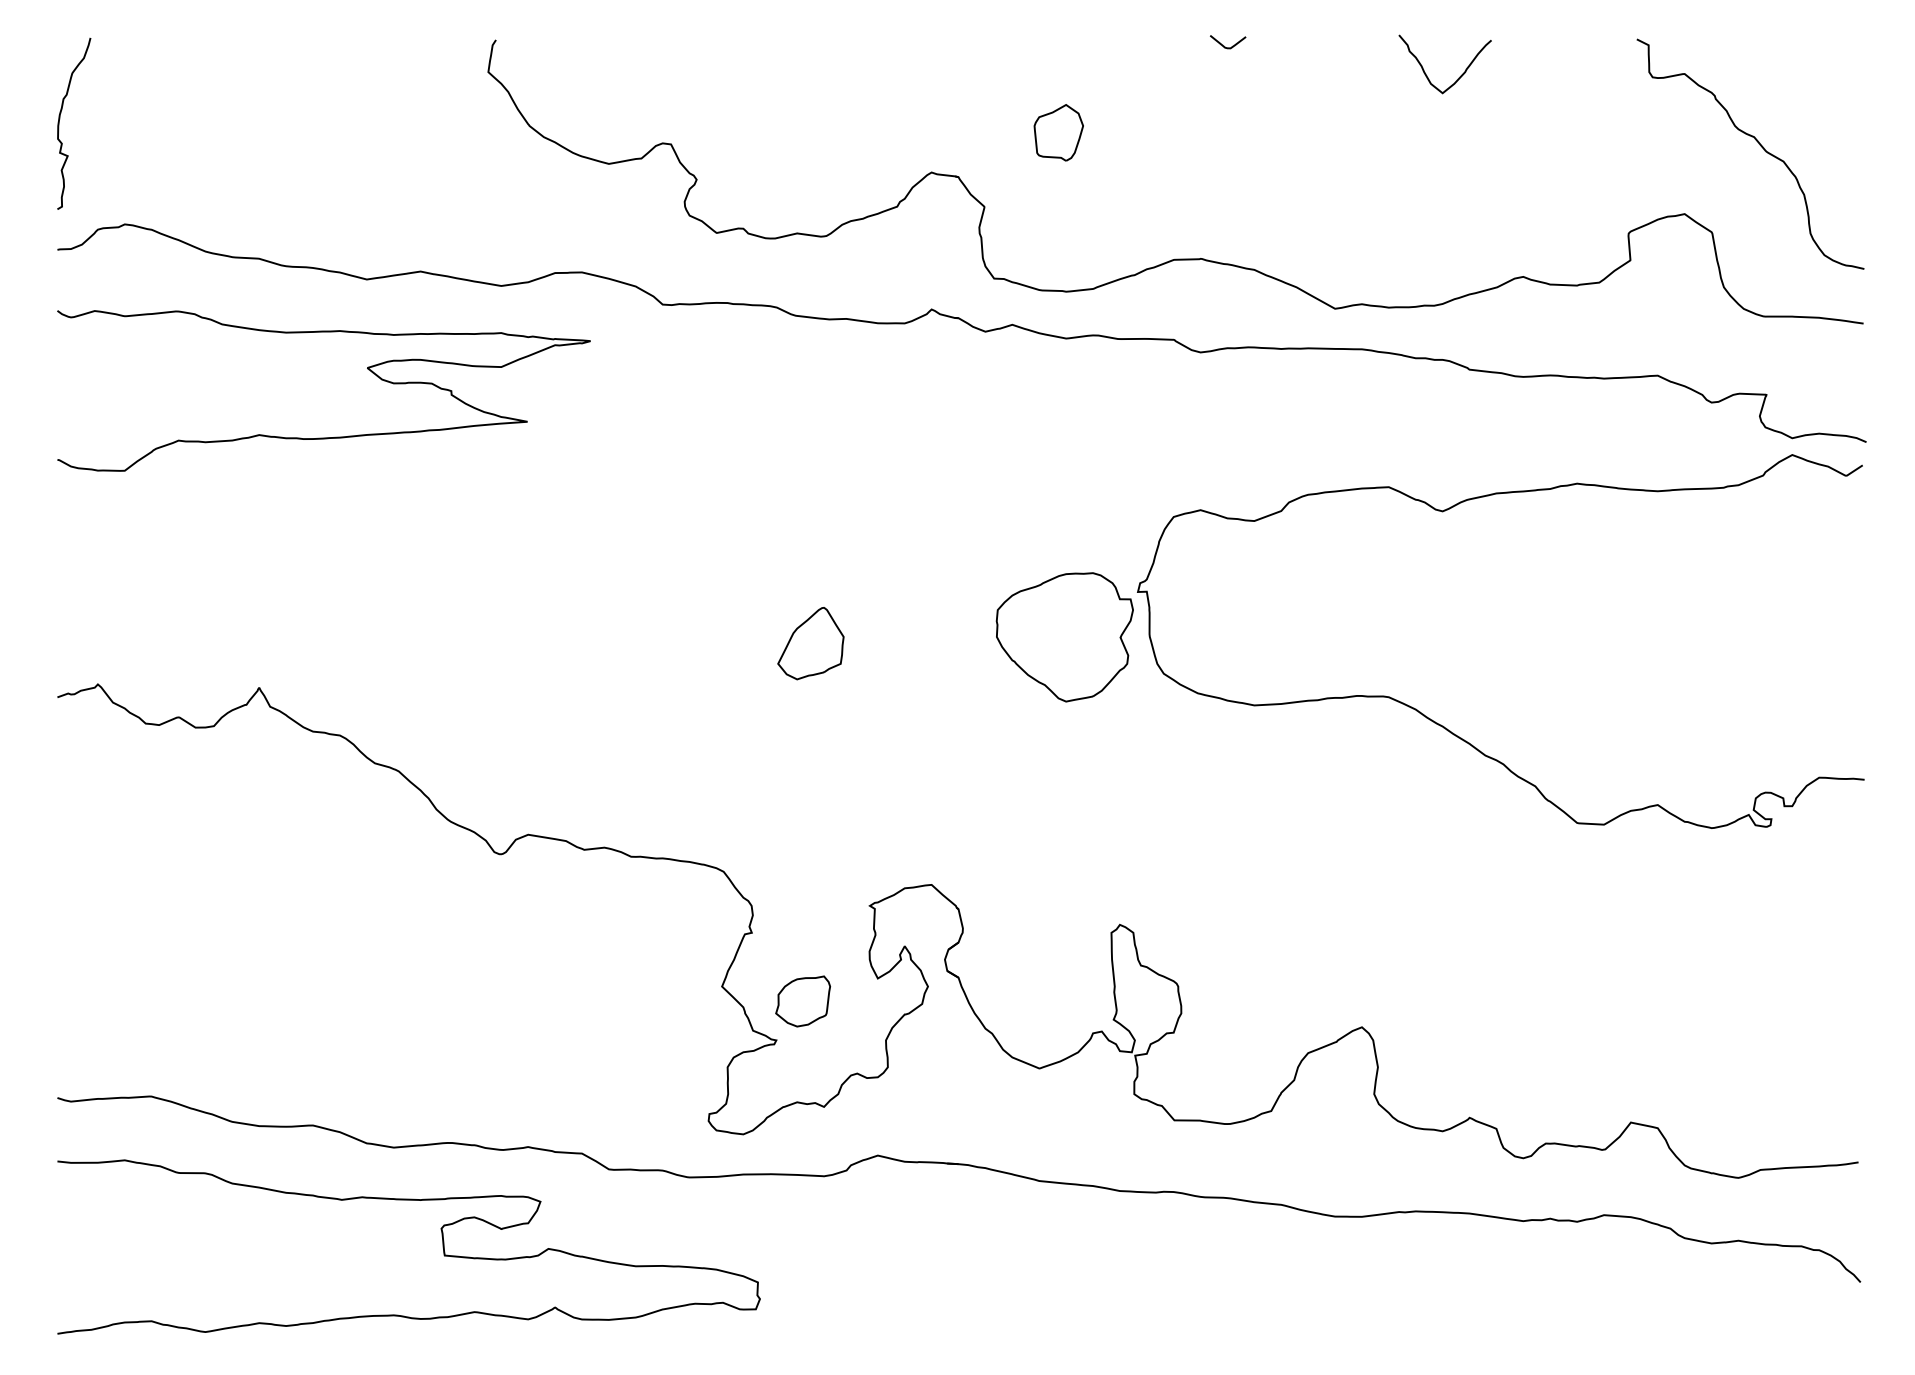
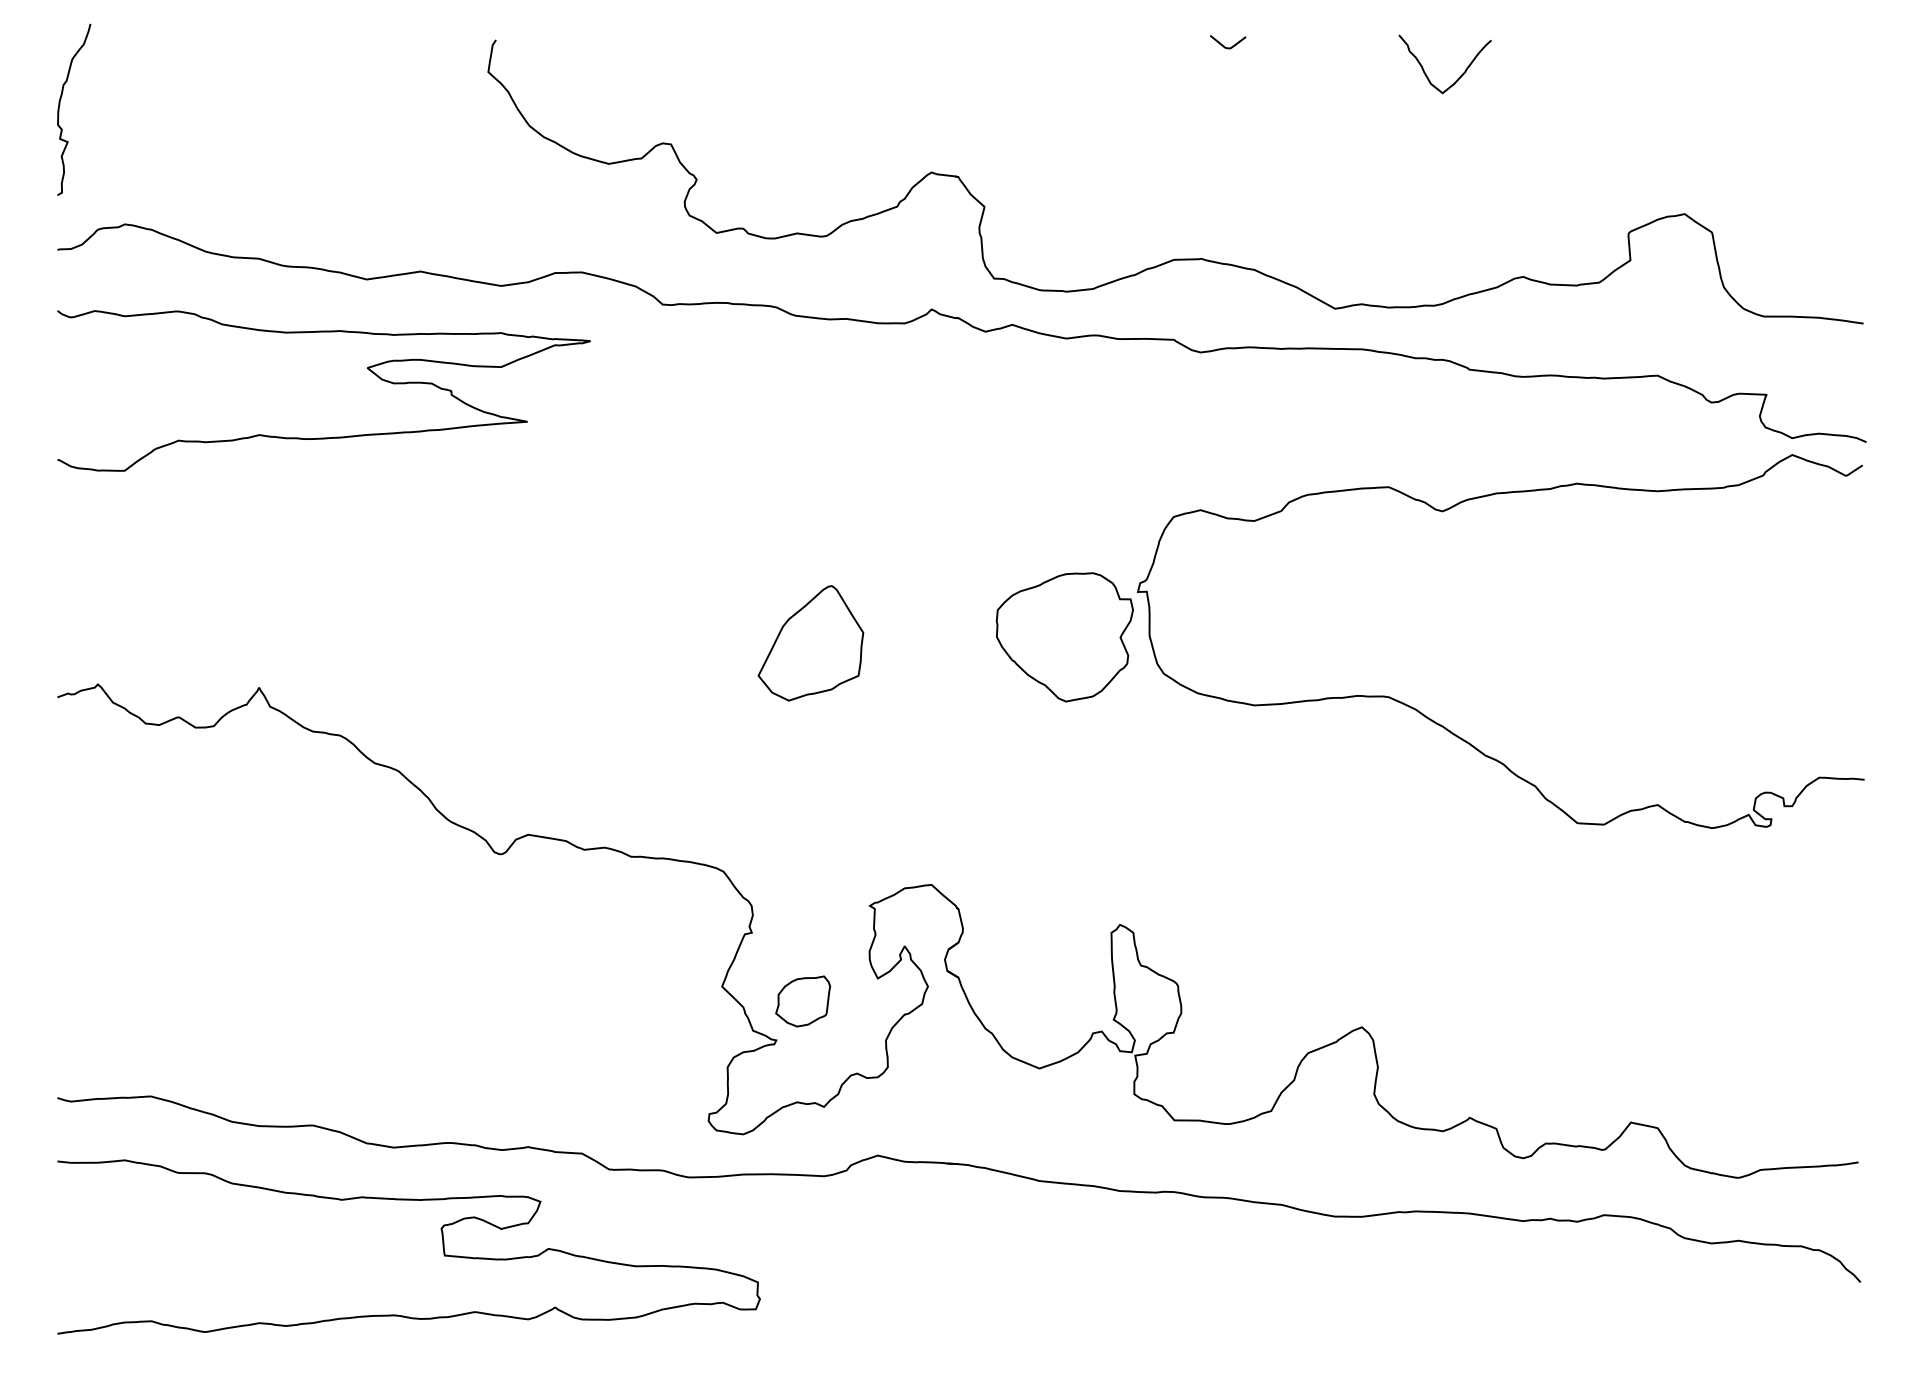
curve position: (60, 119) -> (60, 105) (60, 105)
part: present -> none (1058, 132)
curve: present -> none (1759, 145)
part size: 68x74 px -> 108x117 px (810, 643)
